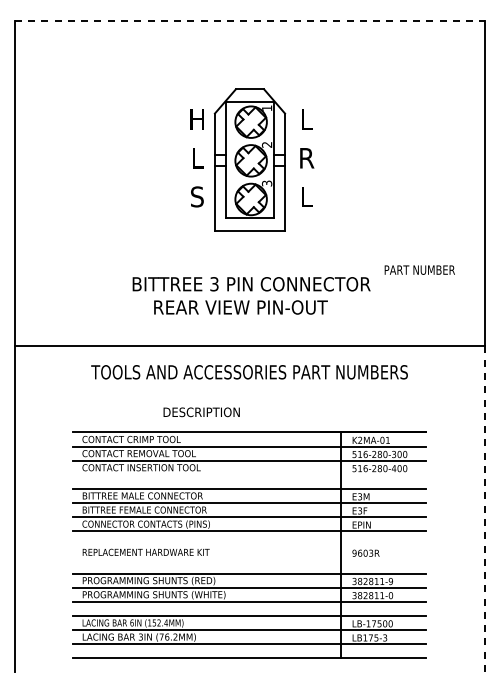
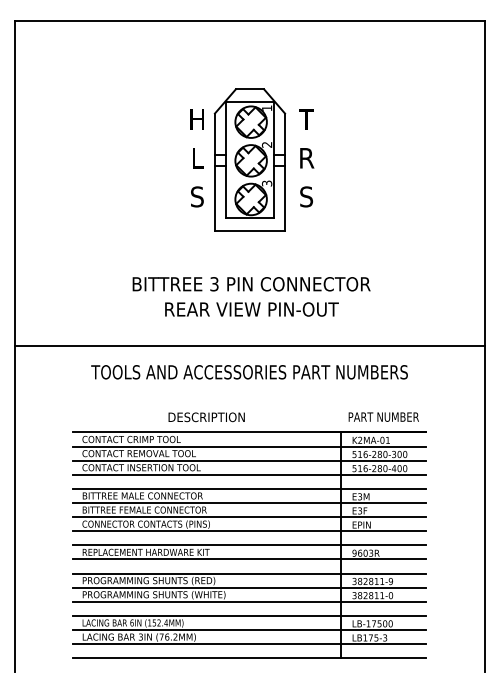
line: dashed -> solid (250, 20)
text: L -> T (306, 119)
text: L -> S (306, 196)
text position: (419, 269) -> (383, 416) (383, 416)
text position: (240, 307) -> (251, 309) (251, 309)
text position: (201, 412) -> (206, 417) (206, 417)
line: none -> present (249, 474)
line: dashed -> solid (485, 509)
line: none -> present (249, 545)
line: none -> present (249, 559)
